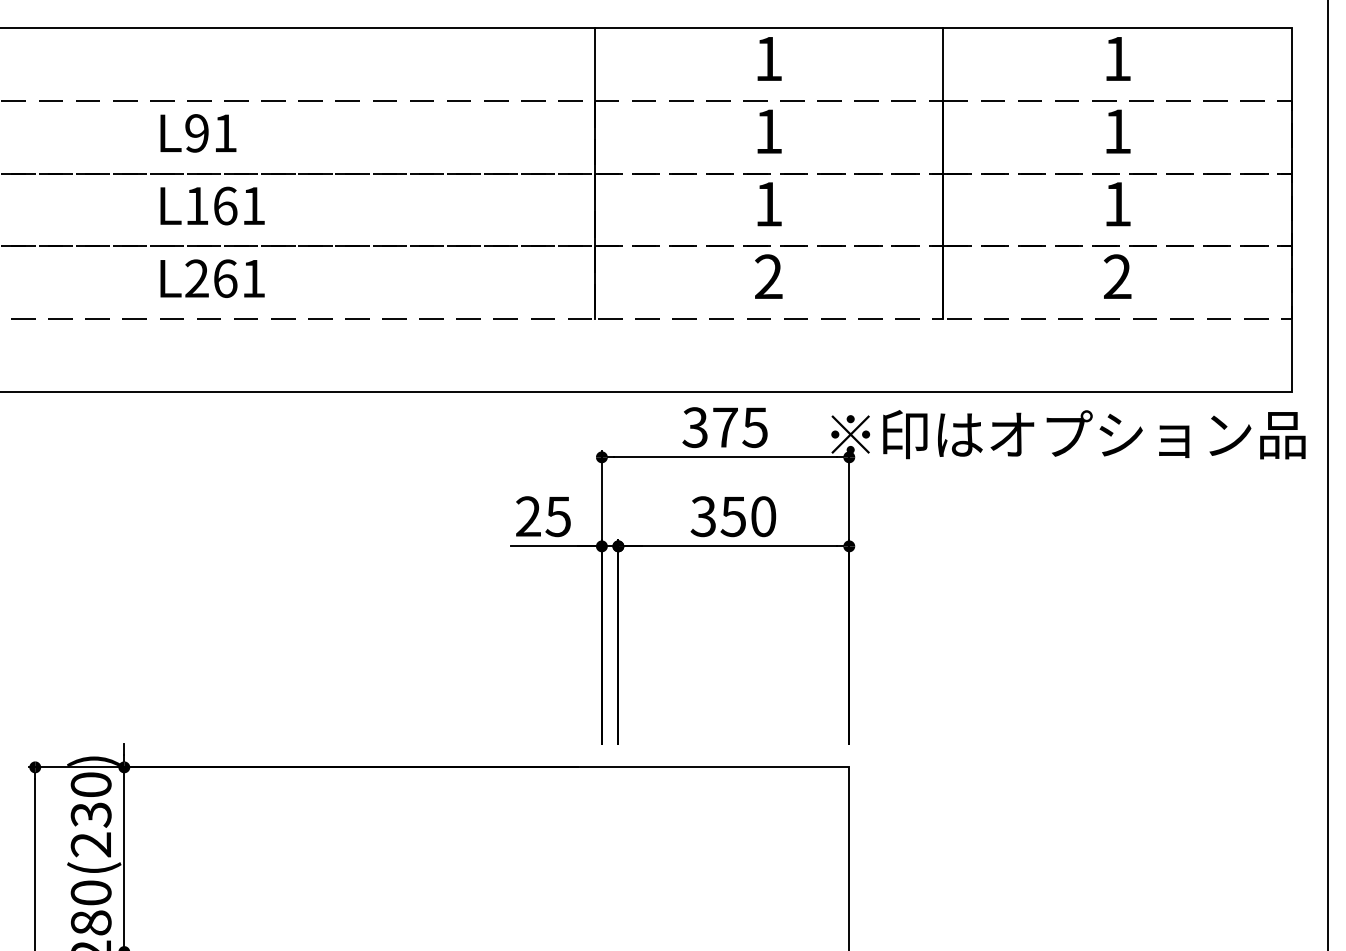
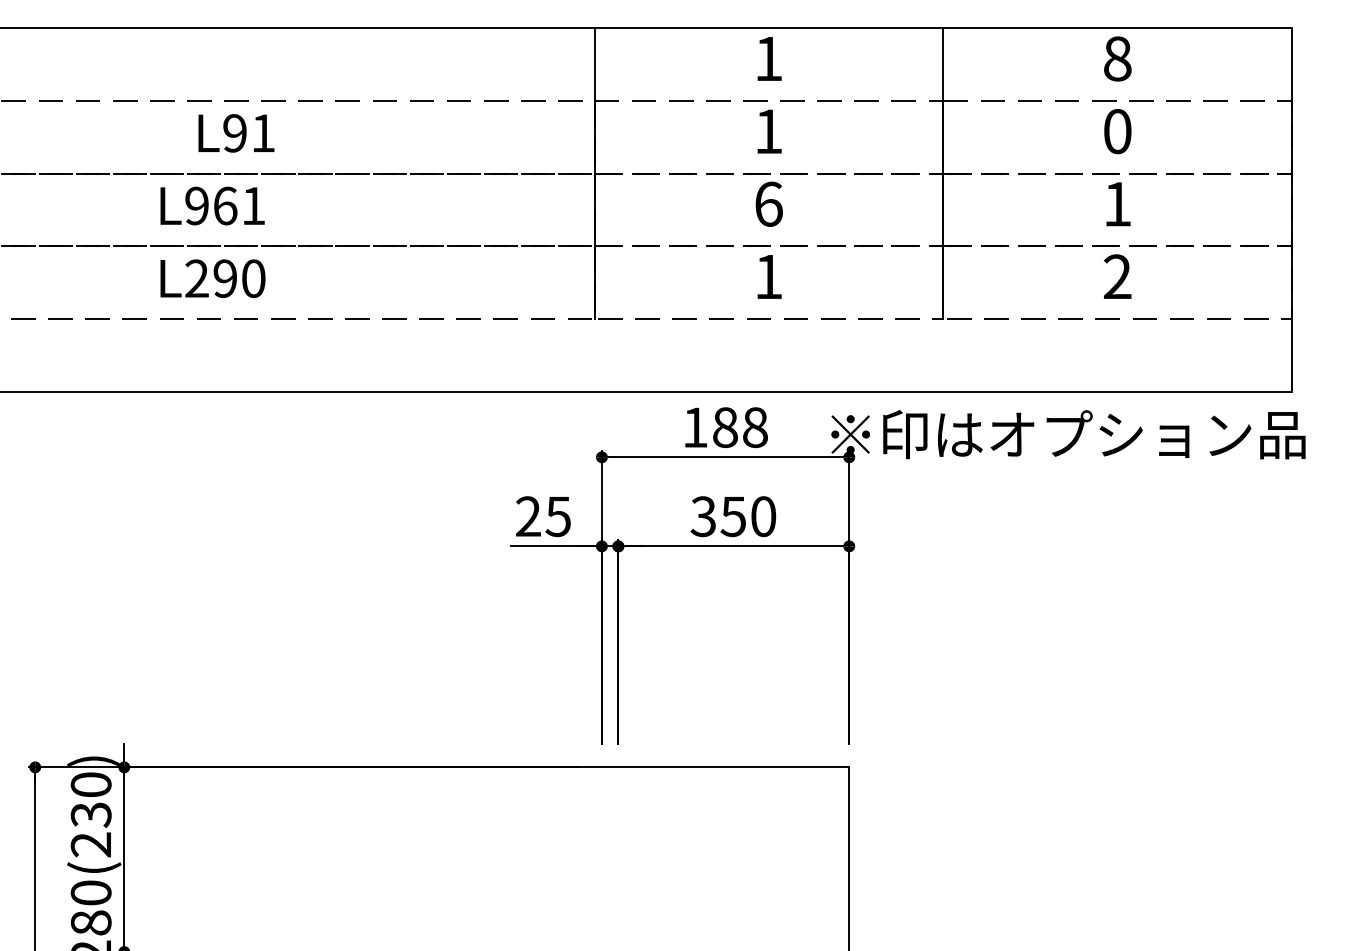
text: 1 -> 8 (1117, 58)
text: 1 -> 0 (1117, 131)
text position: (198, 133) -> (236, 133) (236, 133)
text: 1 -> 6 (768, 203)
text: L161 -> L961 (196, 205)
text: 2 -> 1 (768, 276)
text: L261 -> L290 (239, 278)
text: 375 -> 188 (724, 427)
line: present -> none (1328, 474)
